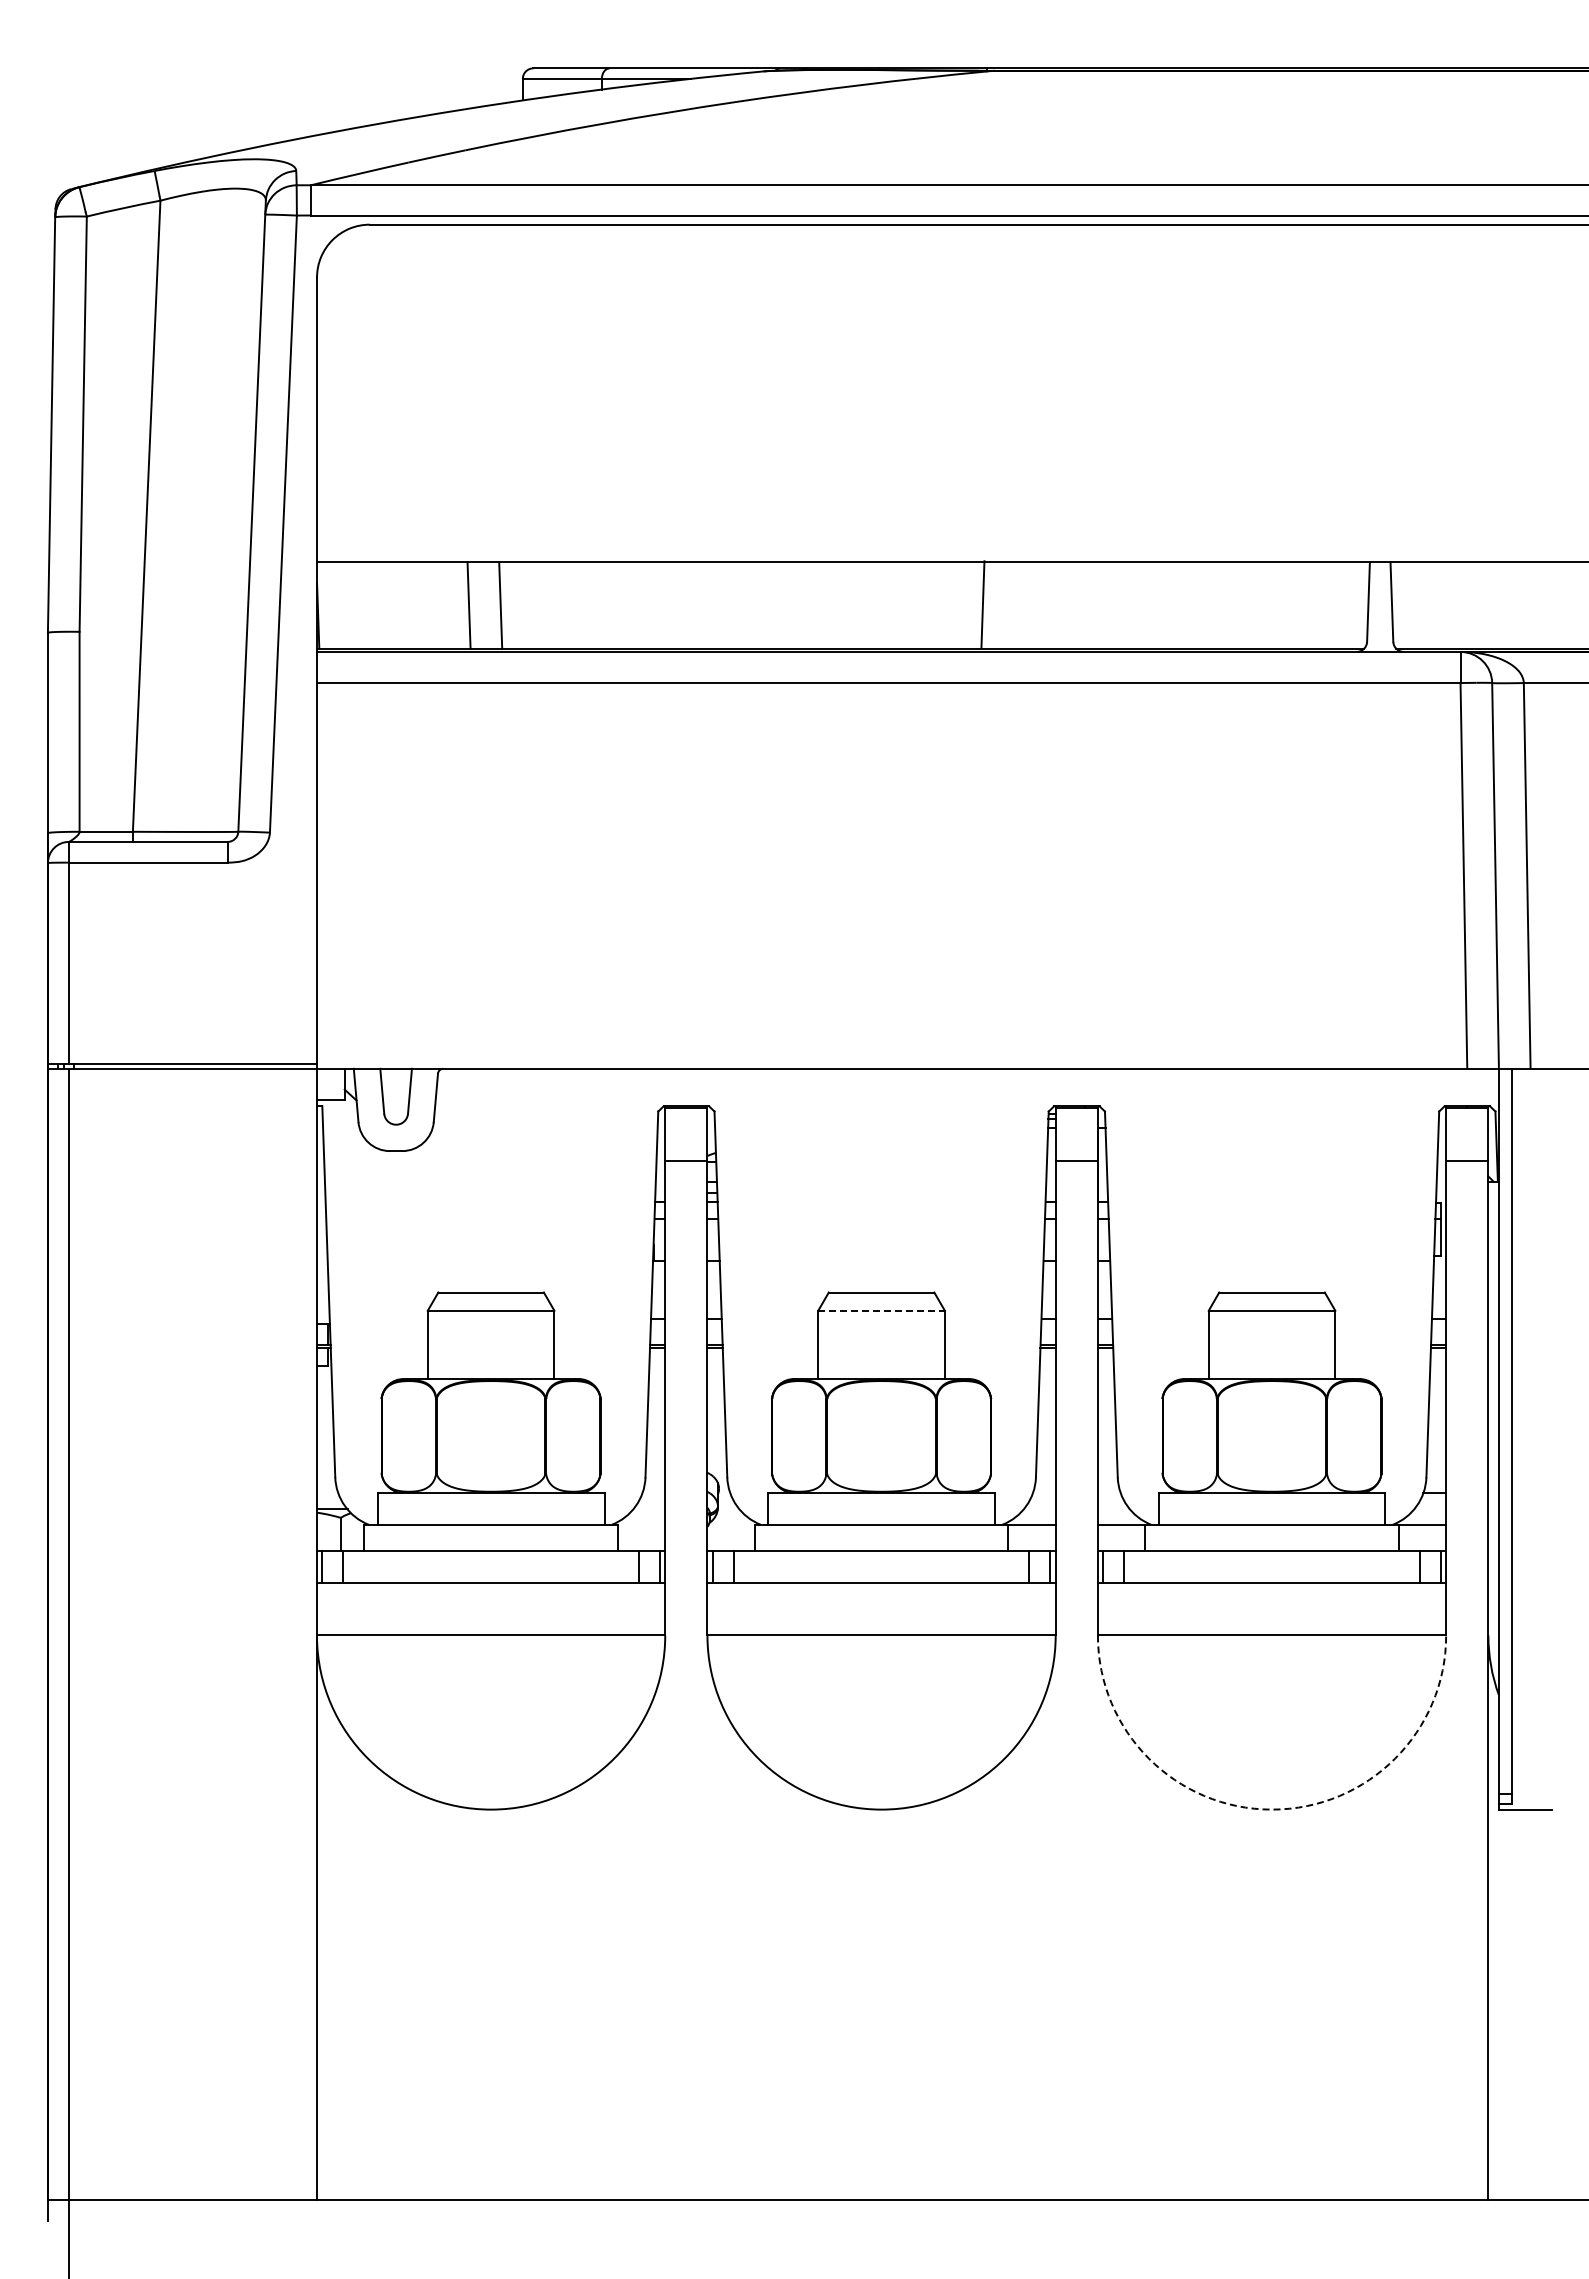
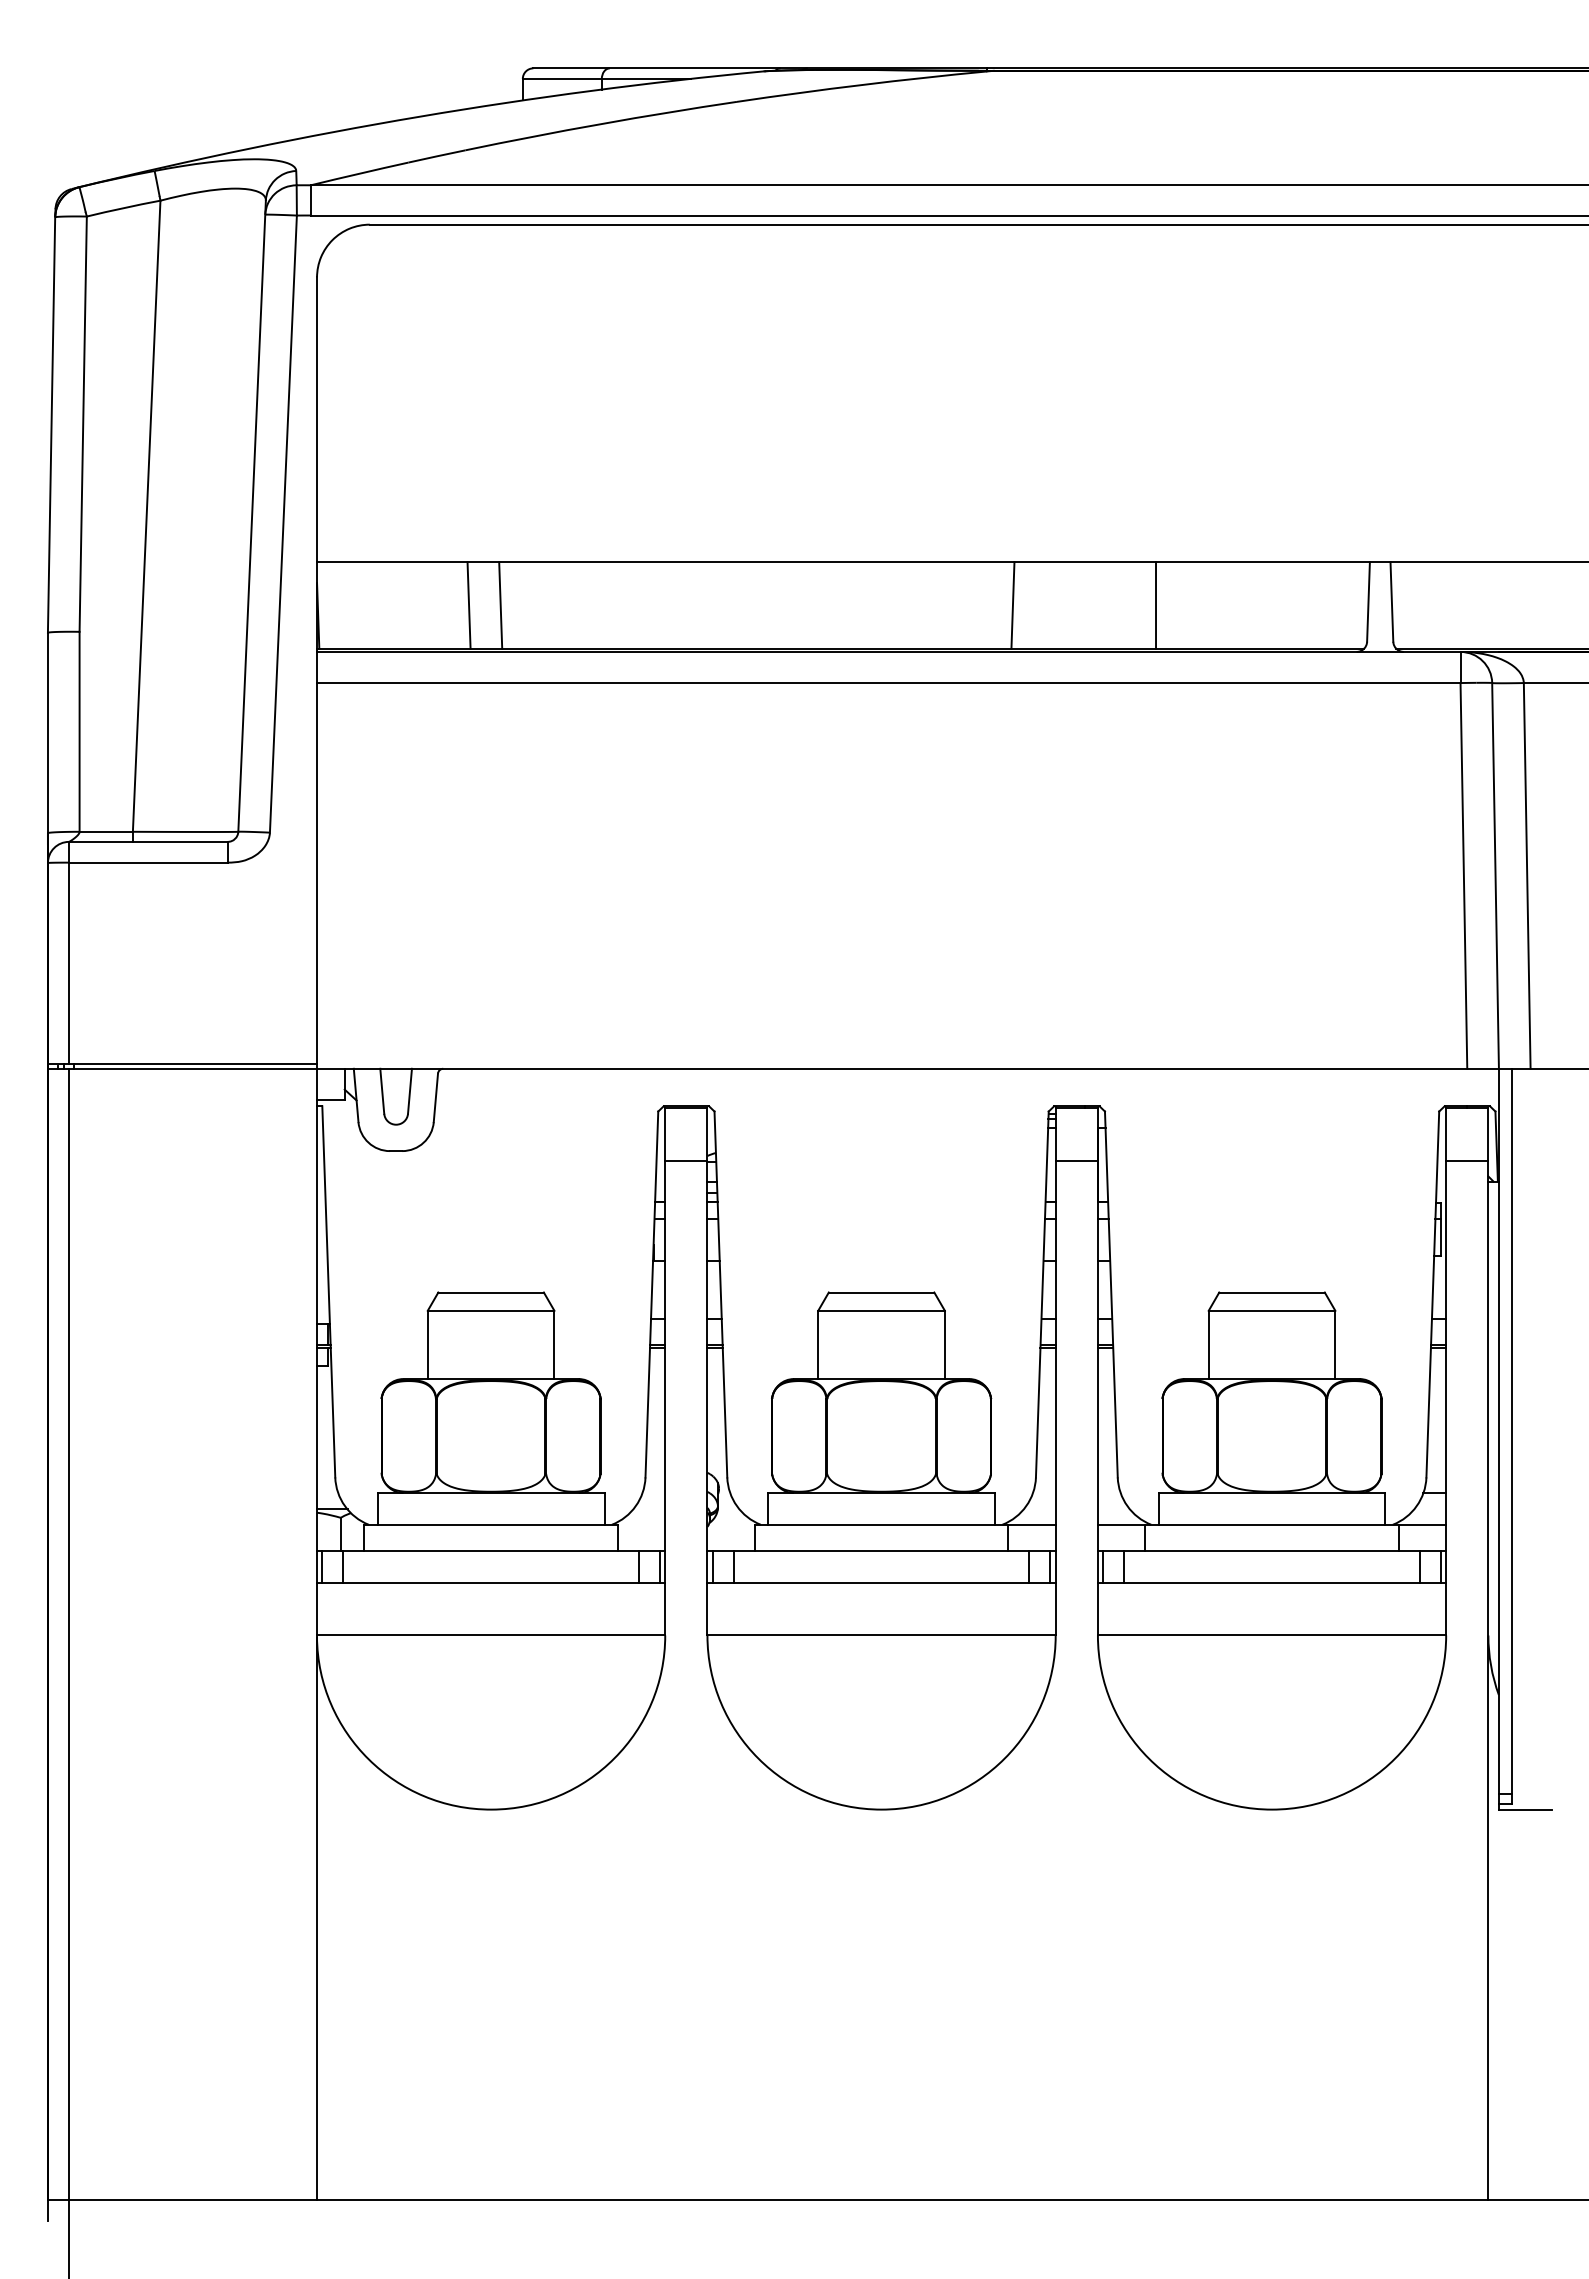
line position: (982, 604) -> (1012, 605) (1012, 605)
line: none -> present (1156, 605)
line: dashed -> solid (882, 1310)
arc: dashed -> solid (1272, 1809)
